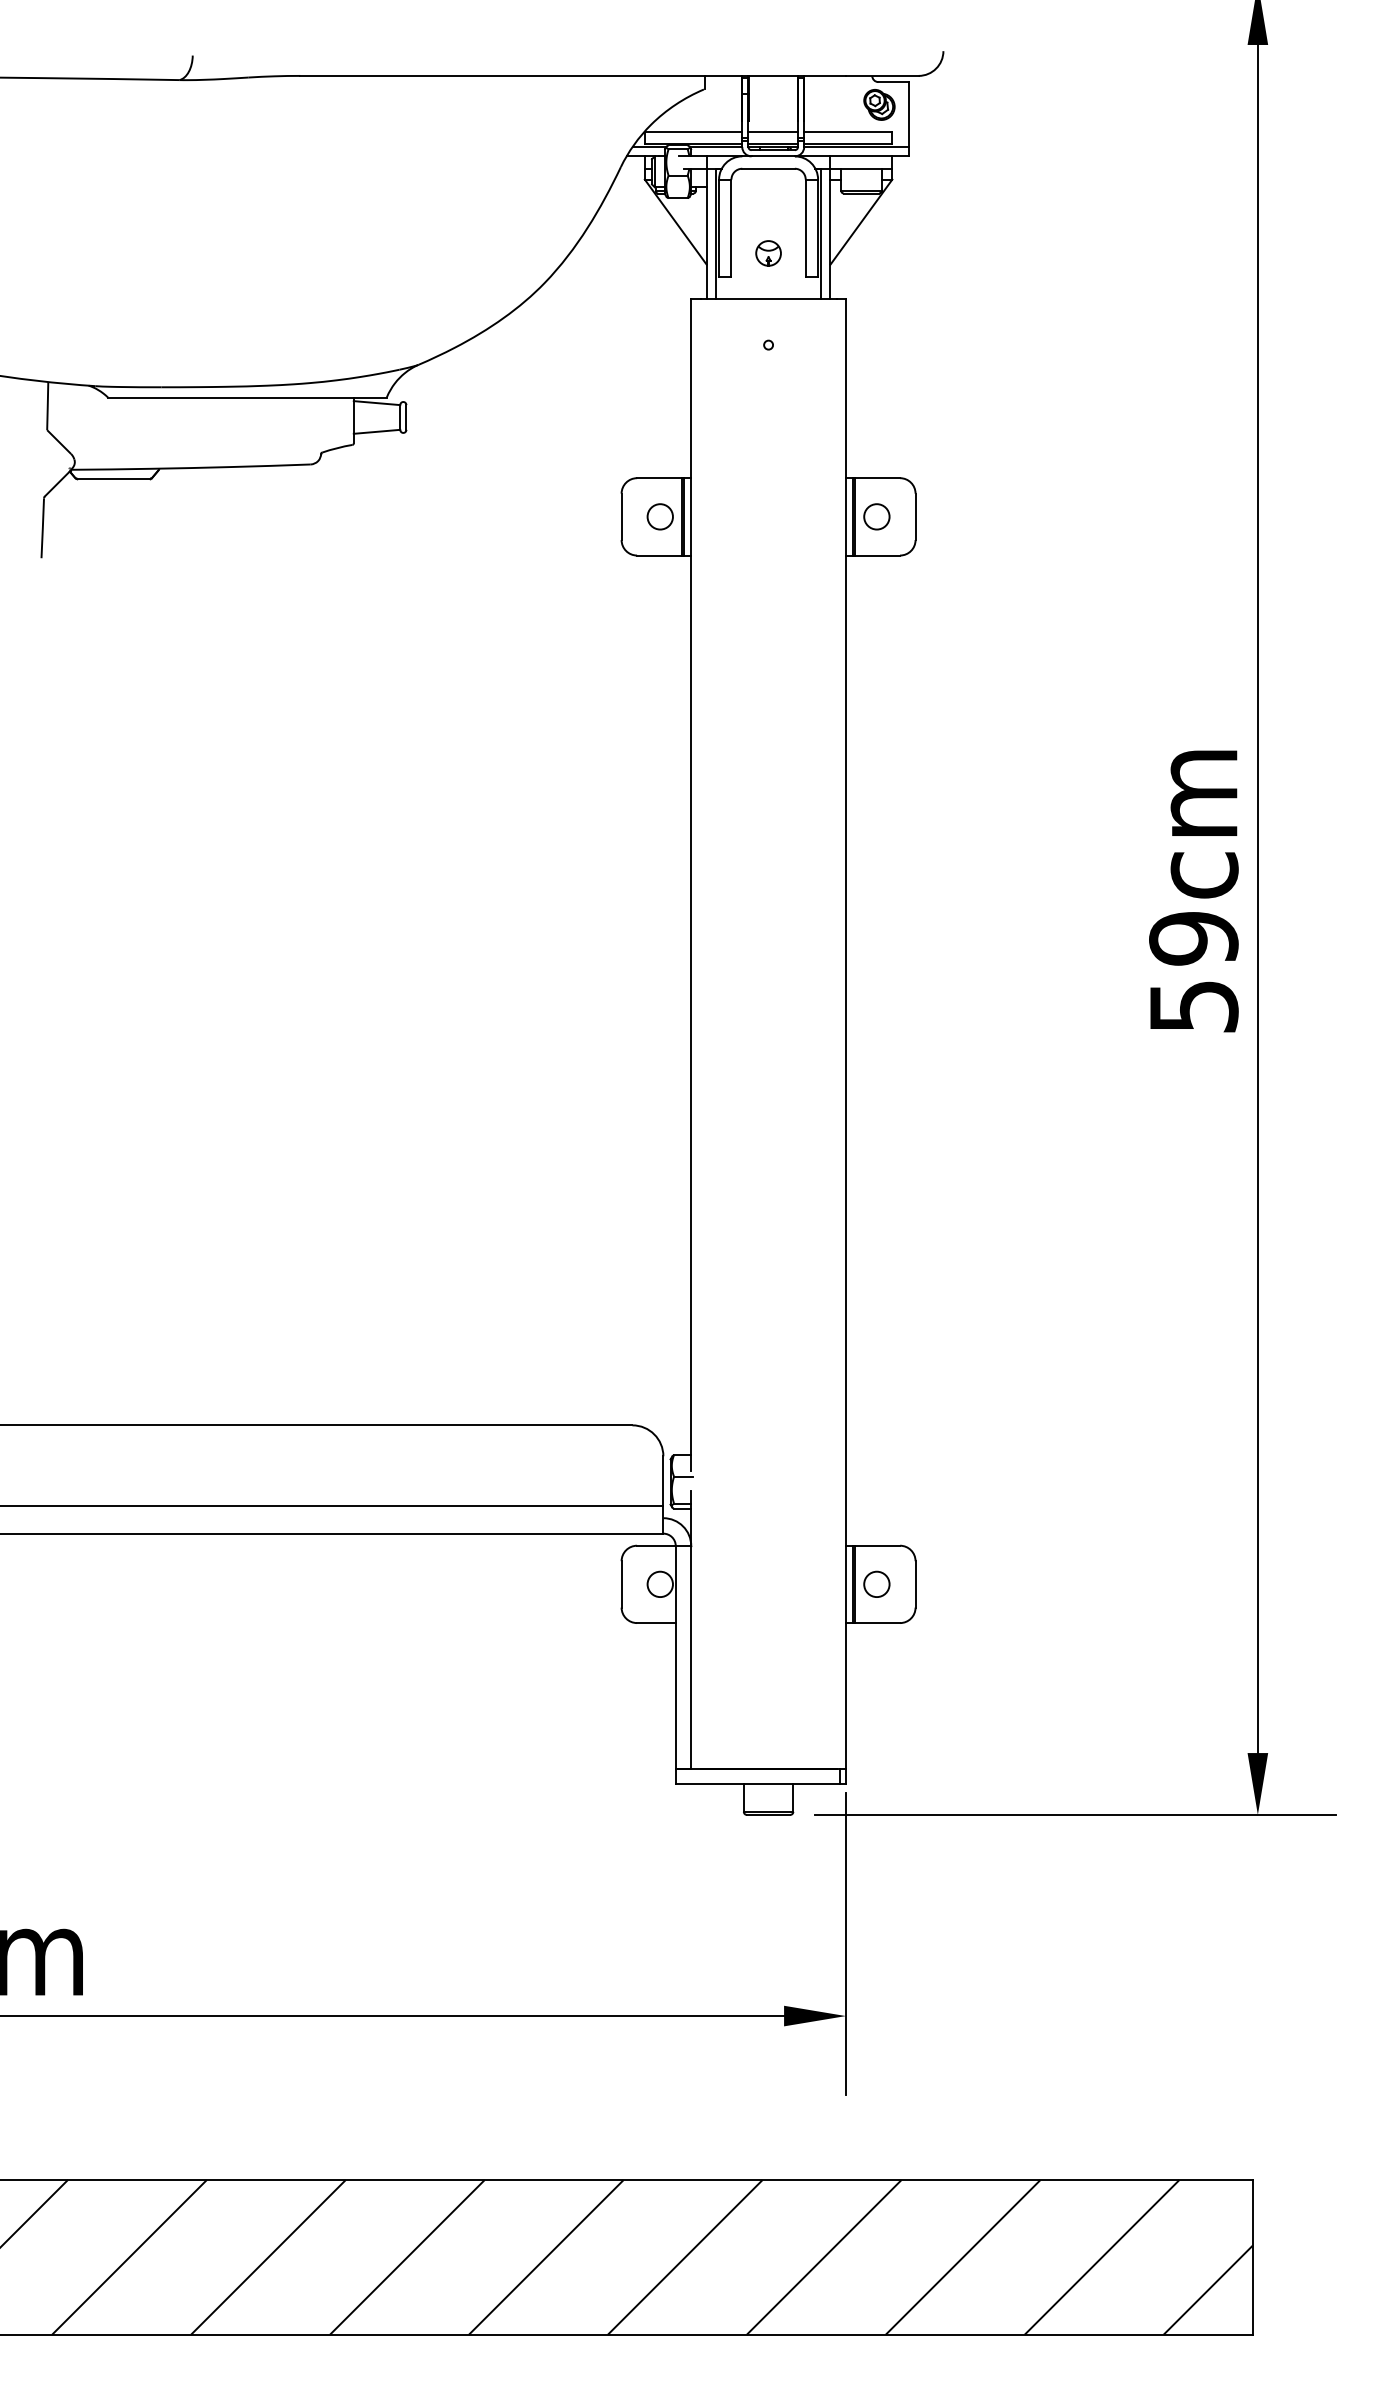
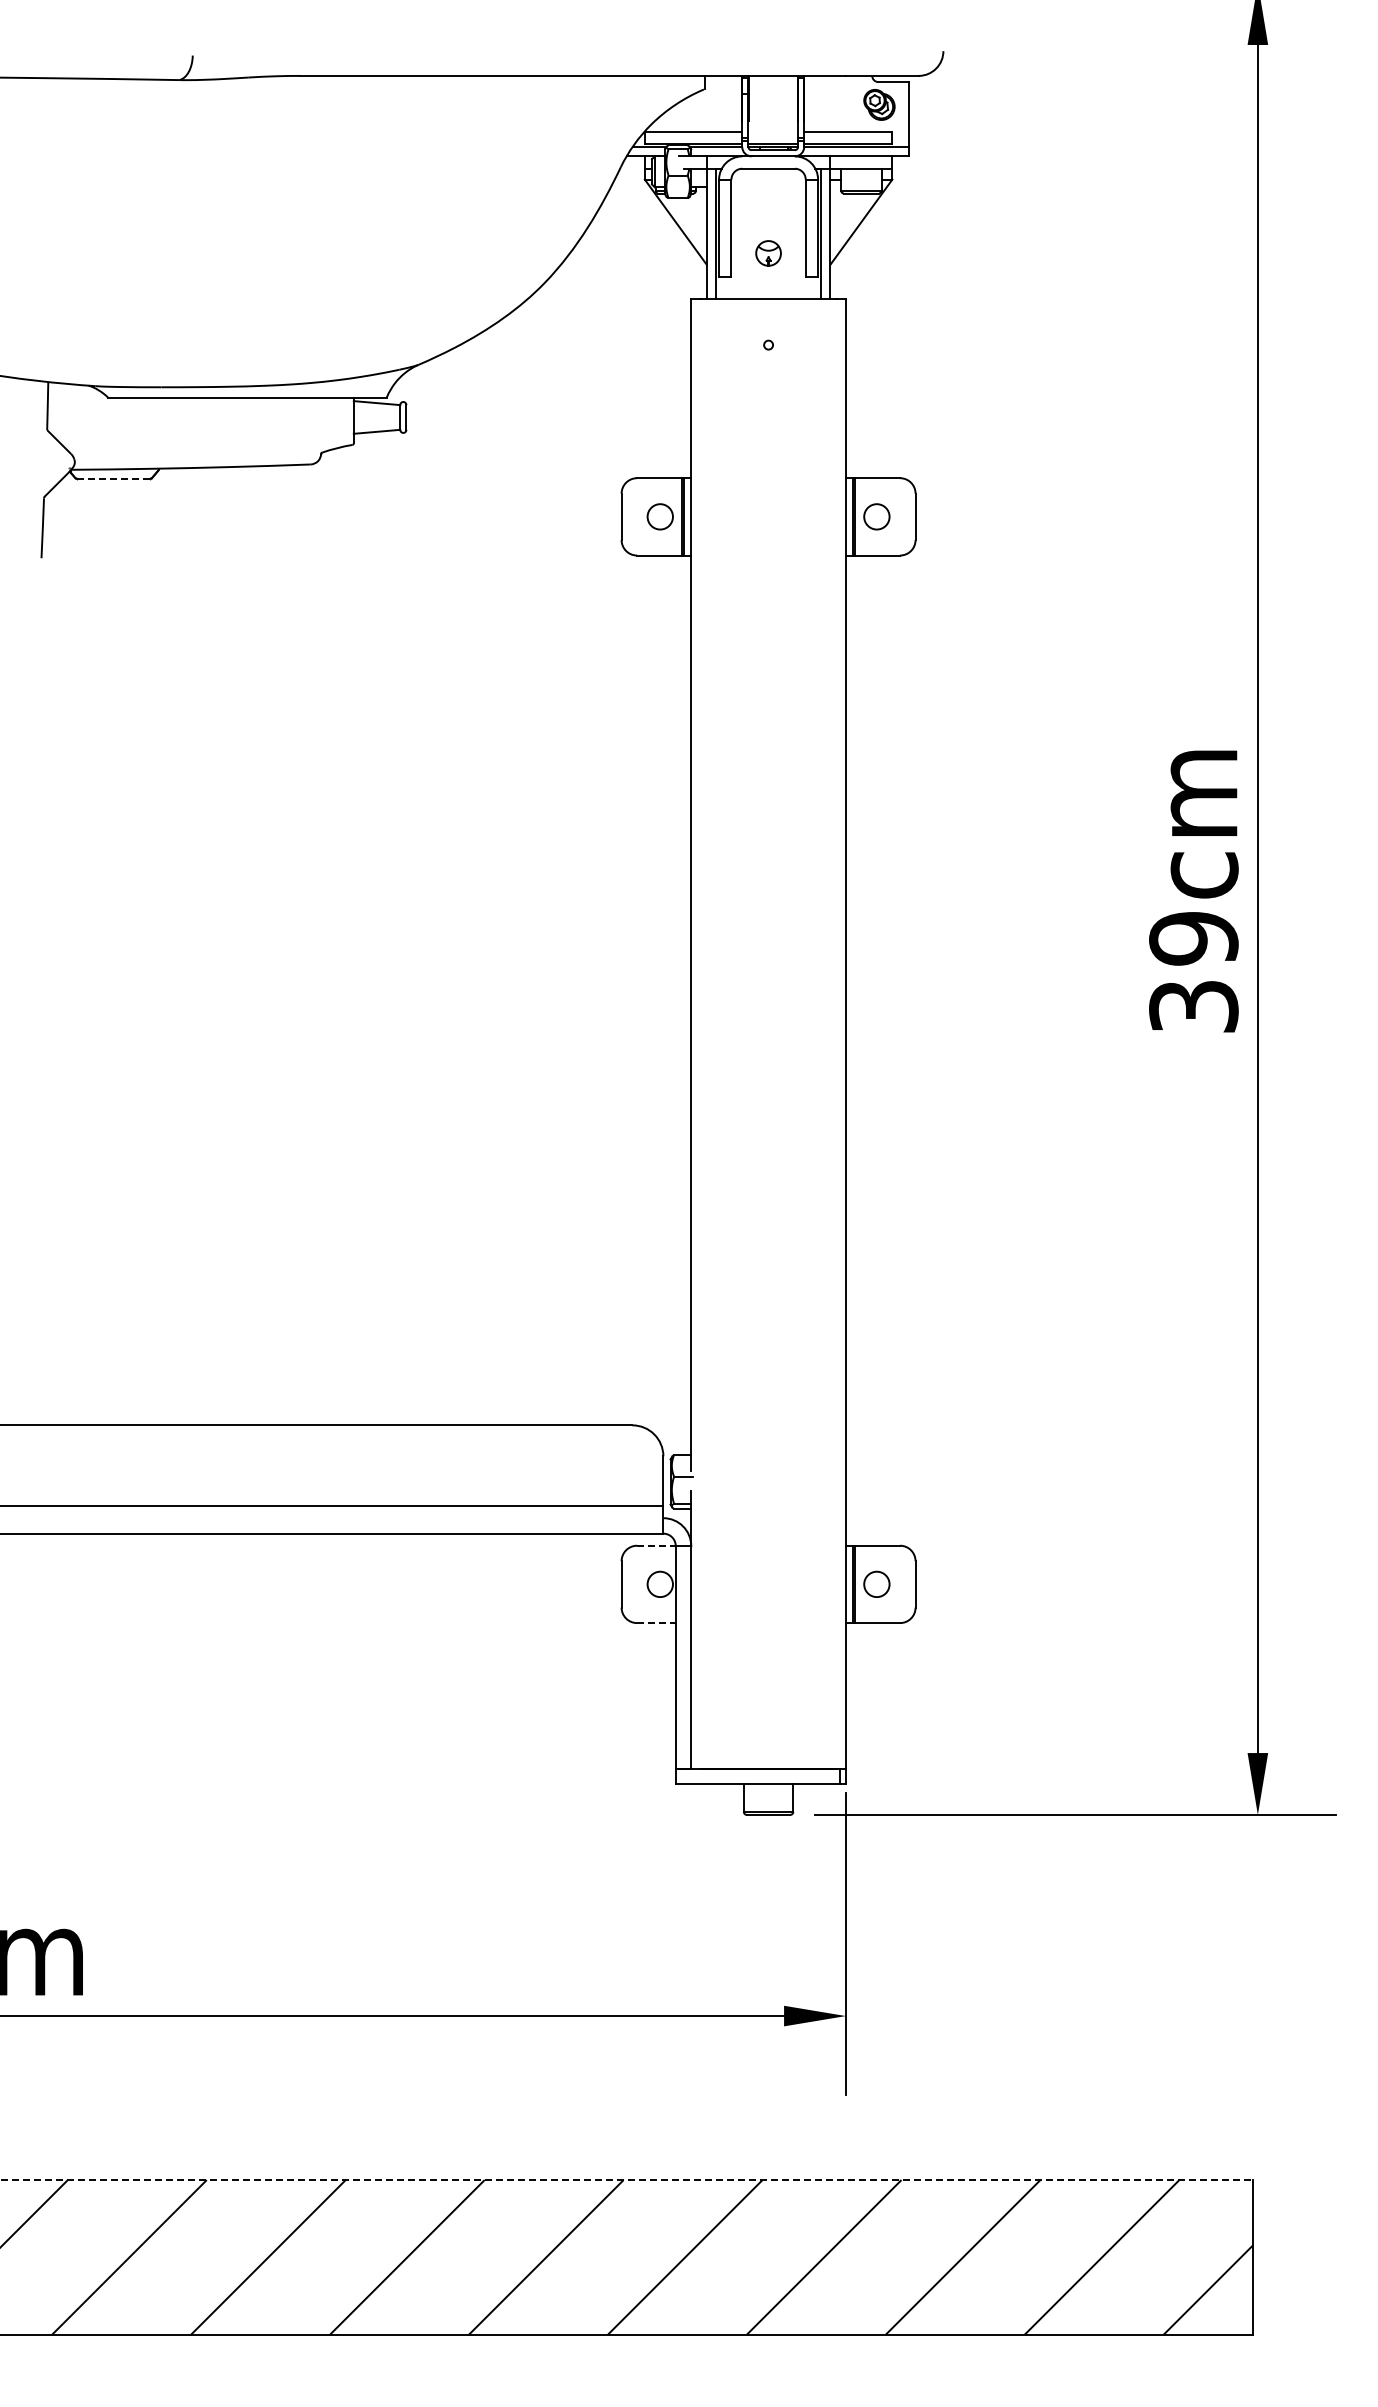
line: present -> none (772, 131)
line: solid -> dashed (114, 478)
text: 59cm -> 39cm (1193, 1006)
line: solid -> dashed (656, 1545)
line: solid -> dashed (656, 1623)
line: solid -> dashed (626, 2180)
